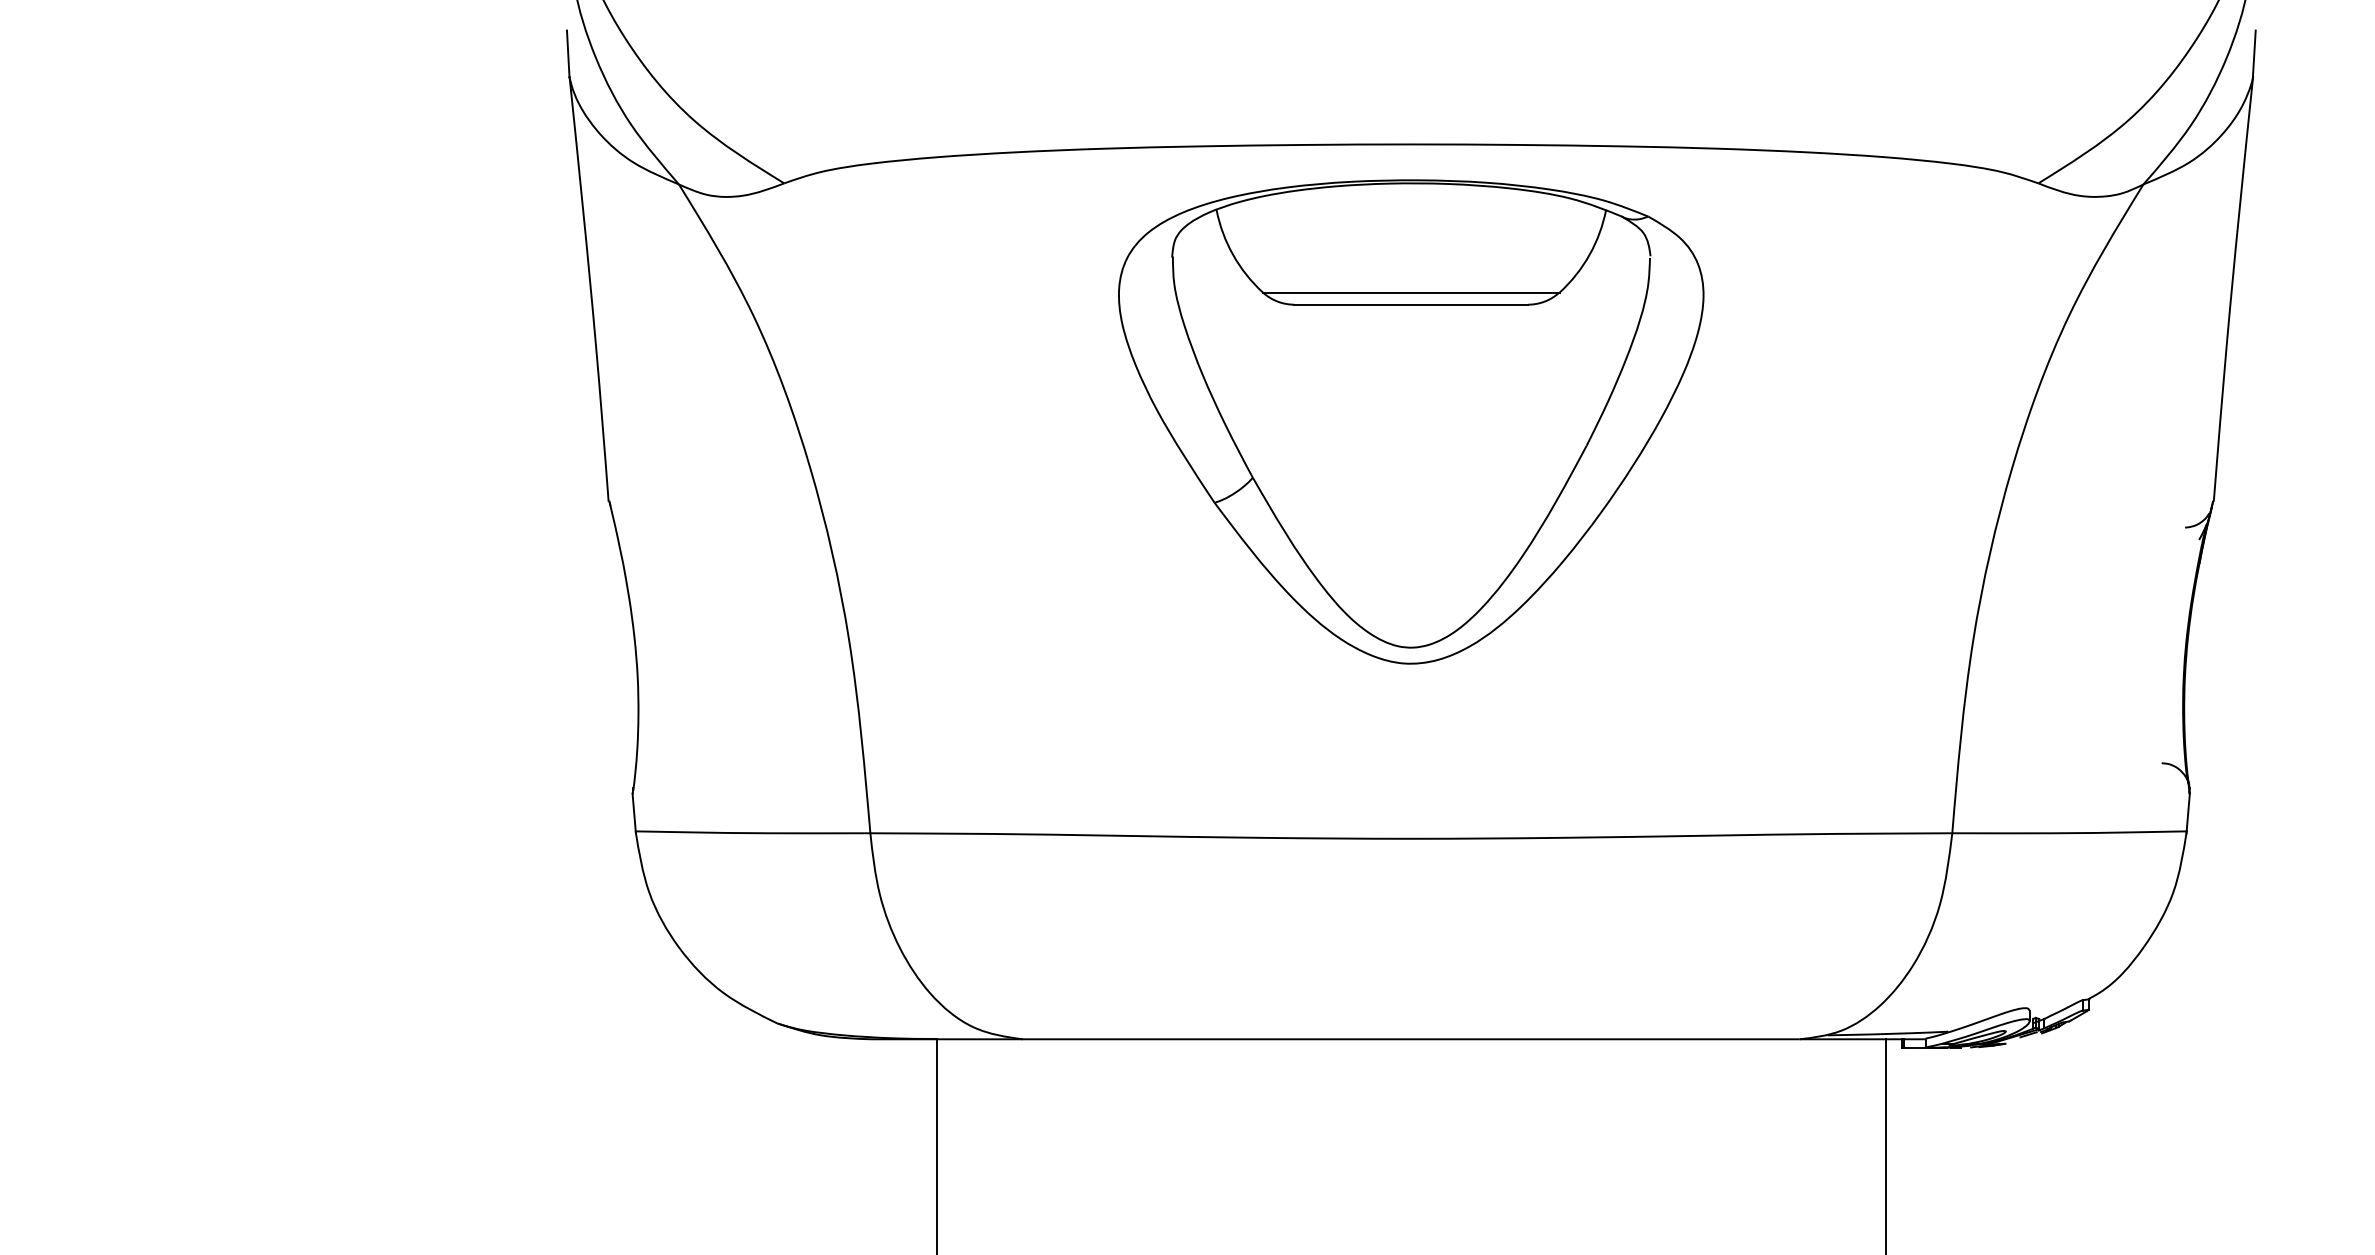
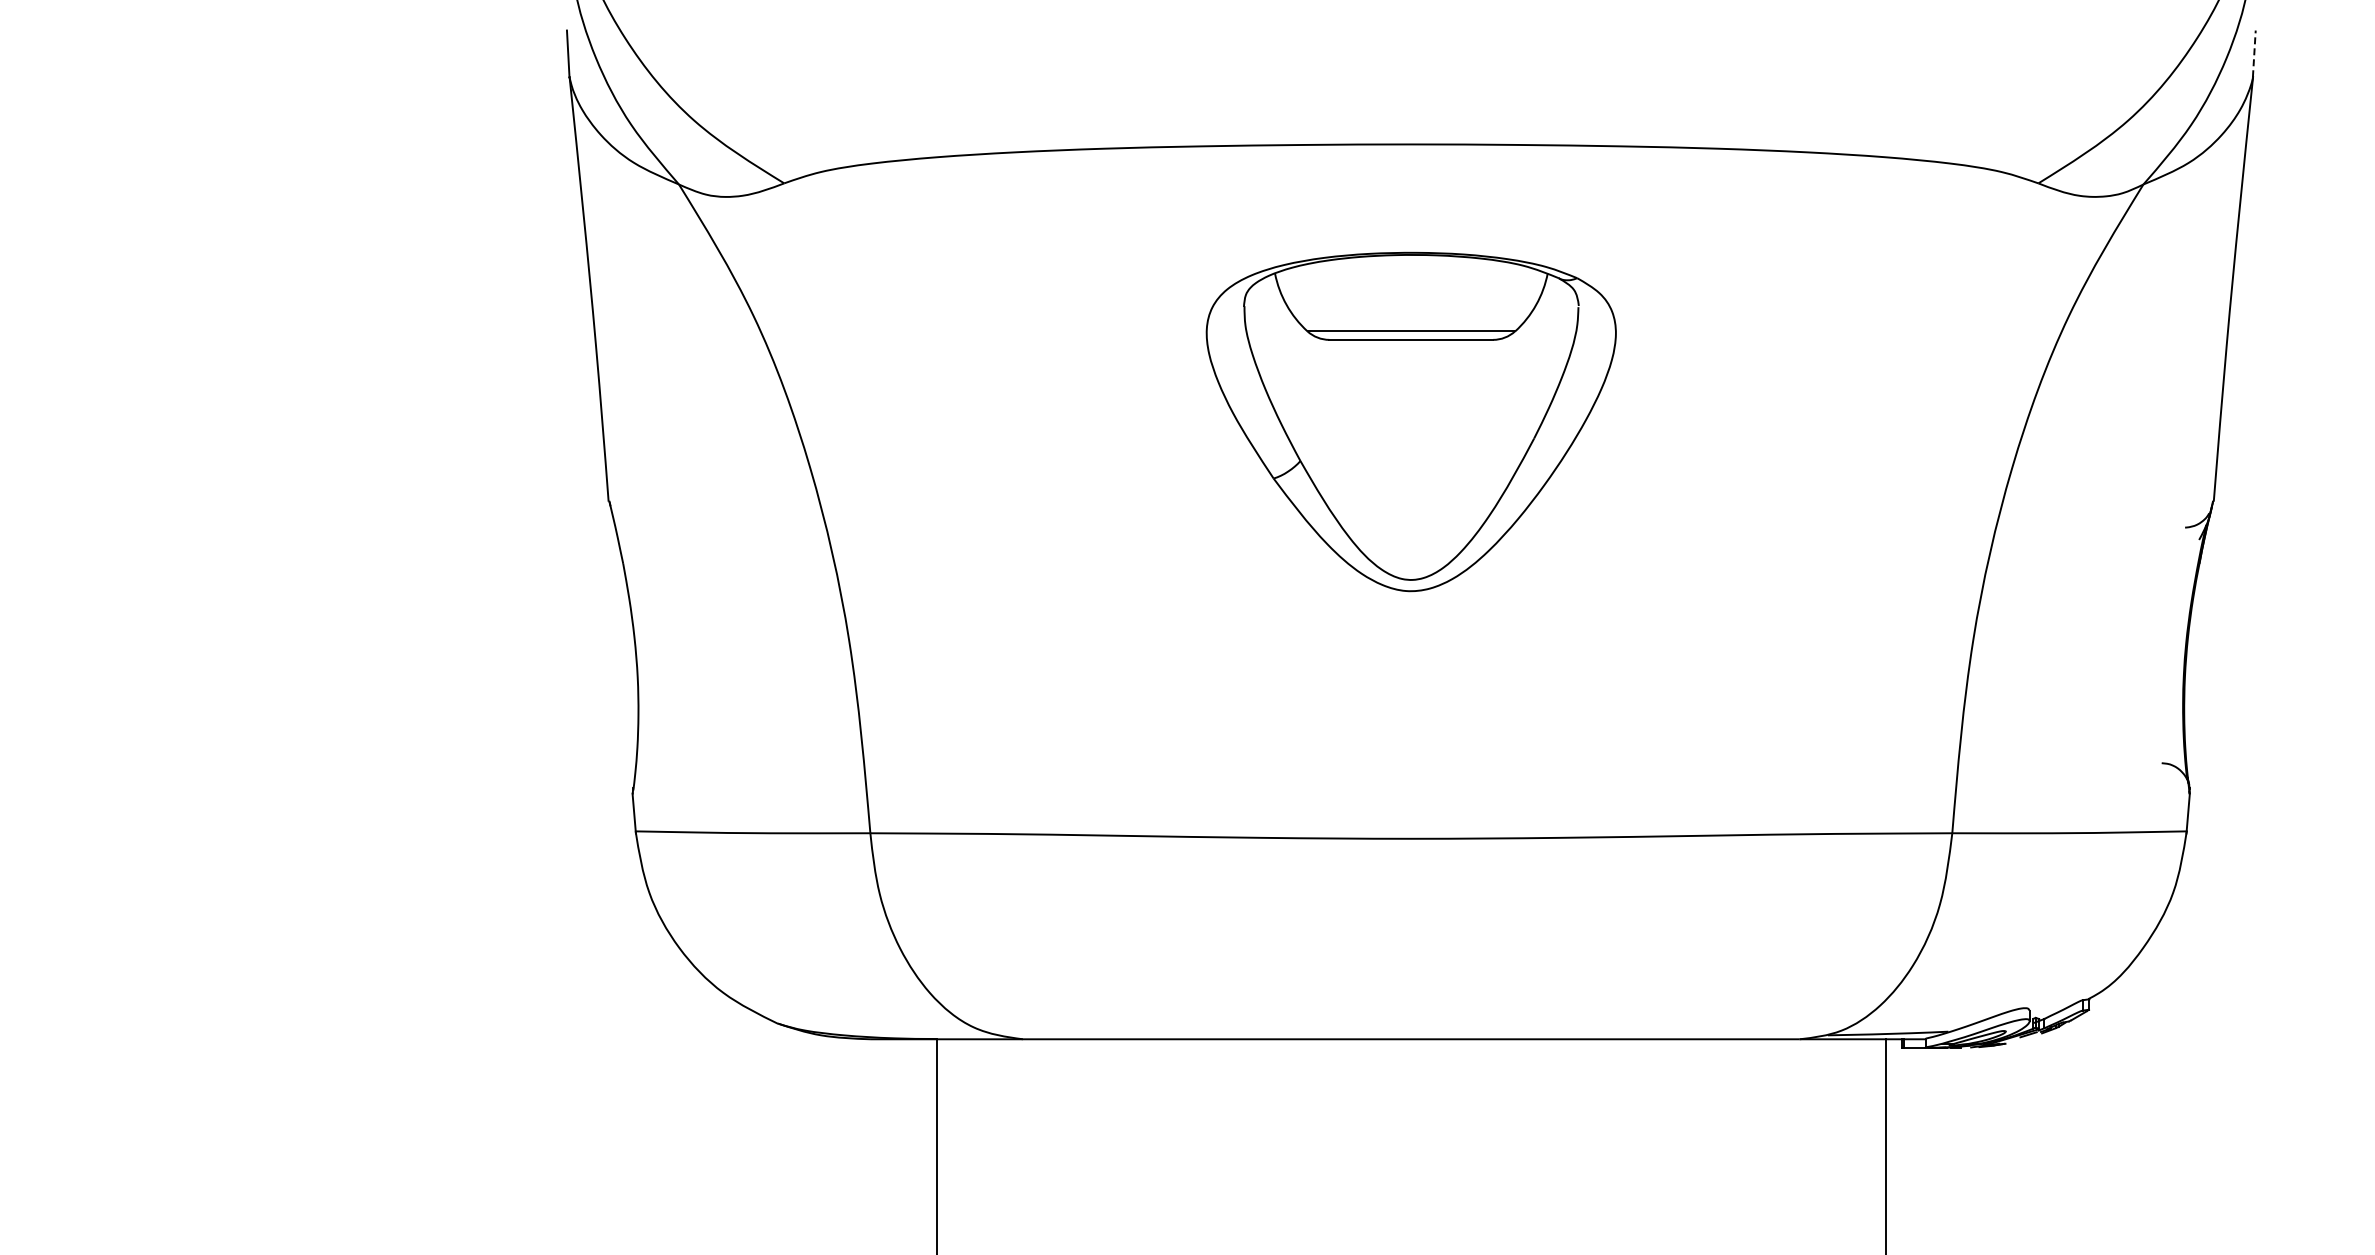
line: solid -> dashed (2254, 53)
part size: 587x486 px -> 412x342 px (1410, 421)
